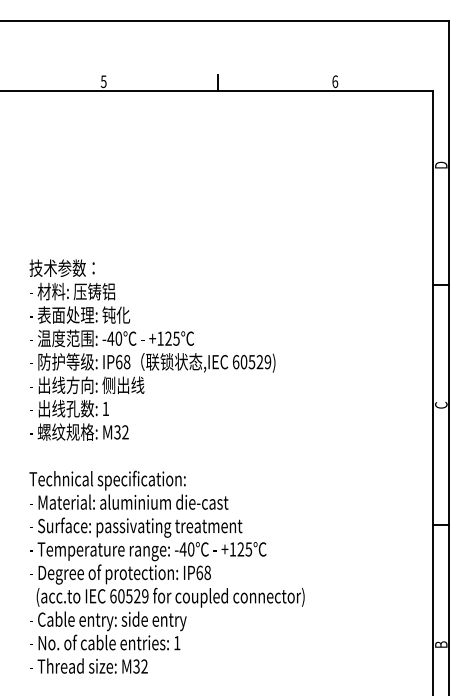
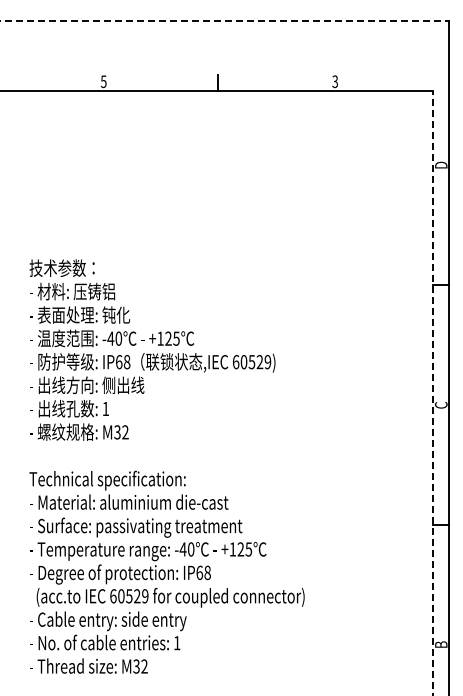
line: solid -> dashed (225, 20)
text: 6 -> 3 (335, 81)
line: solid -> dashed (432, 392)
